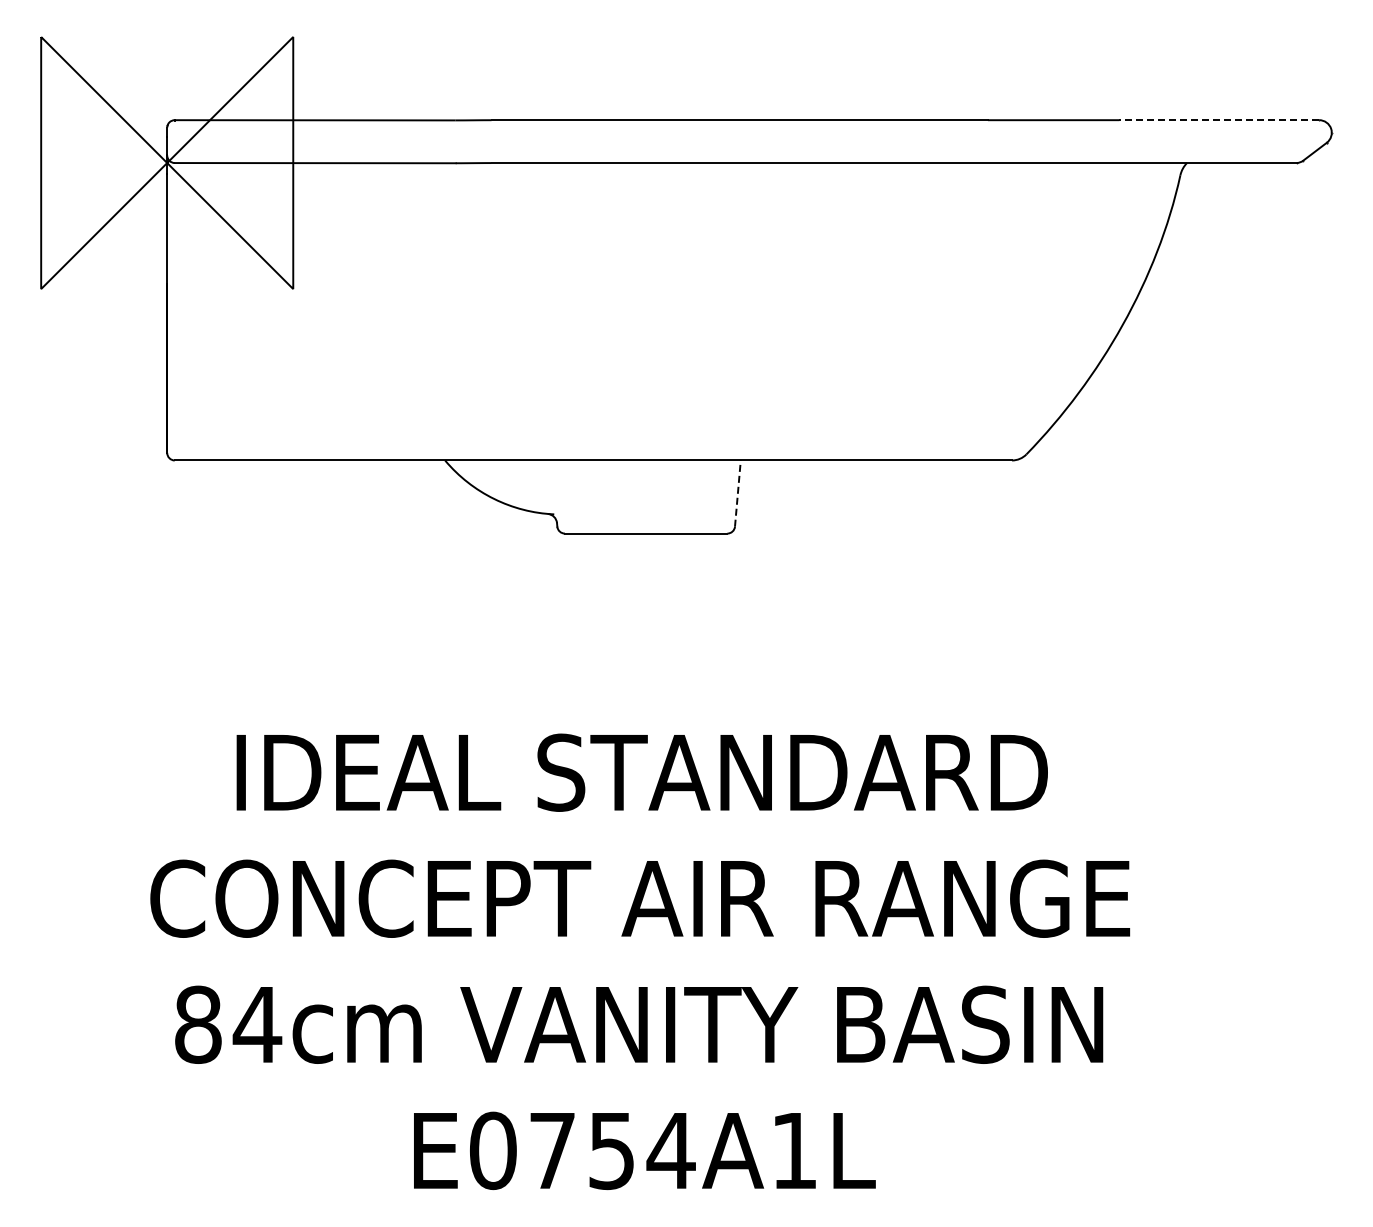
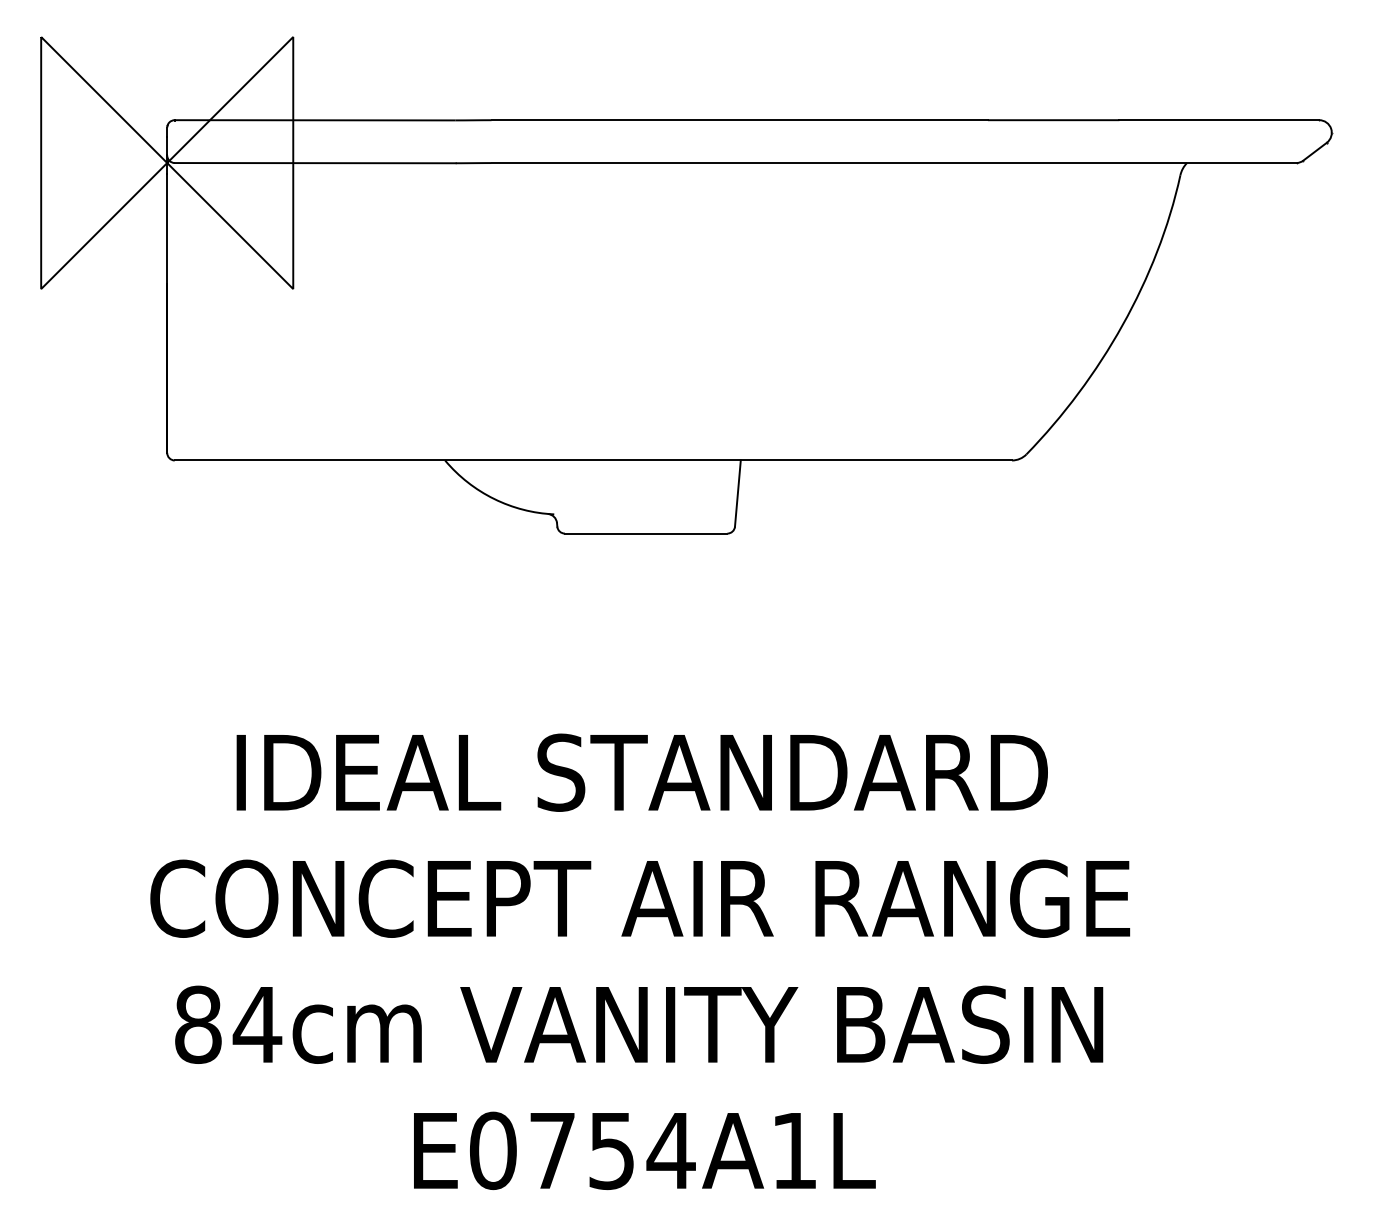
line: dashed -> solid (1219, 120)
line: dashed -> solid (737, 493)
